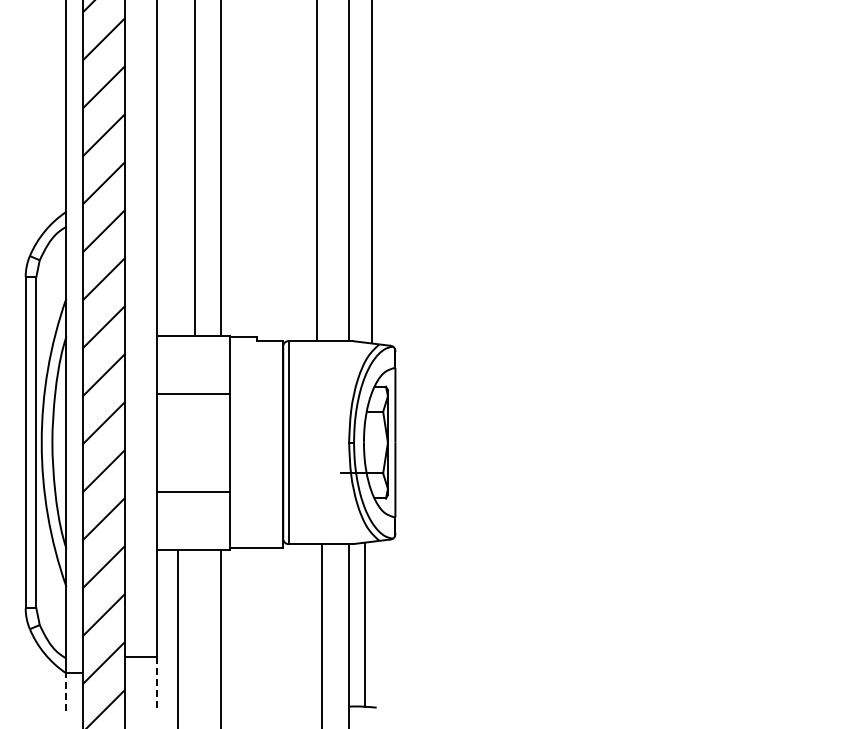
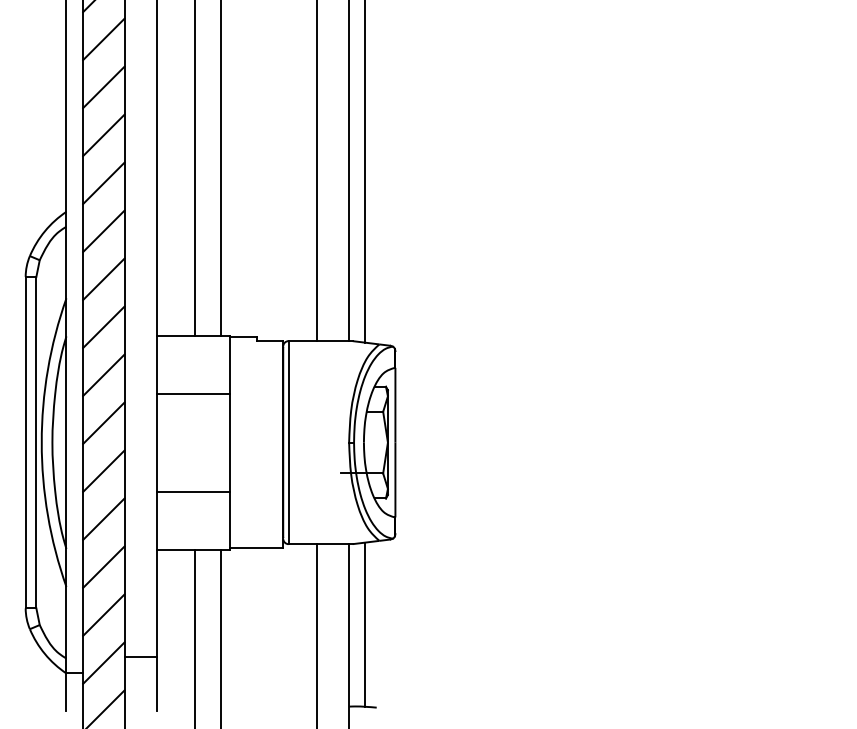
line position: (372, 172) -> (365, 172) (365, 172)
line position: (322, 634) -> (317, 634) (317, 634)
line position: (177, 637) -> (194, 637) (194, 637)
line: dashed -> solid (157, 684)
line: dashed -> solid (66, 692)
